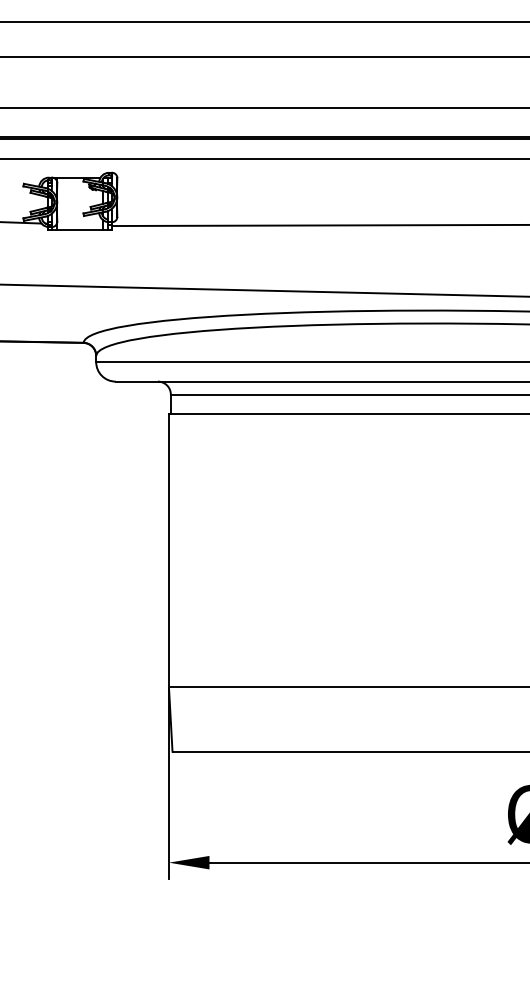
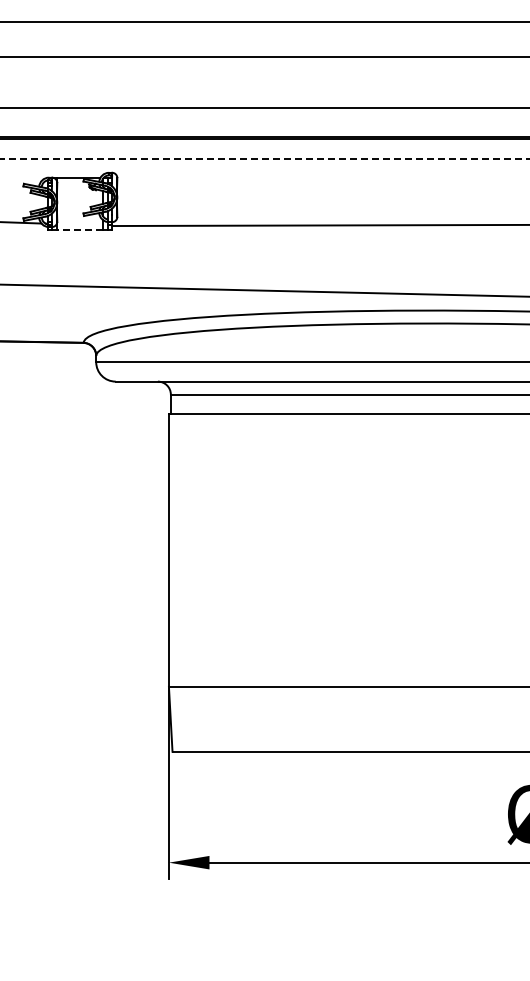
line: solid -> dashed (265, 158)
line: solid -> dashed (79, 229)
